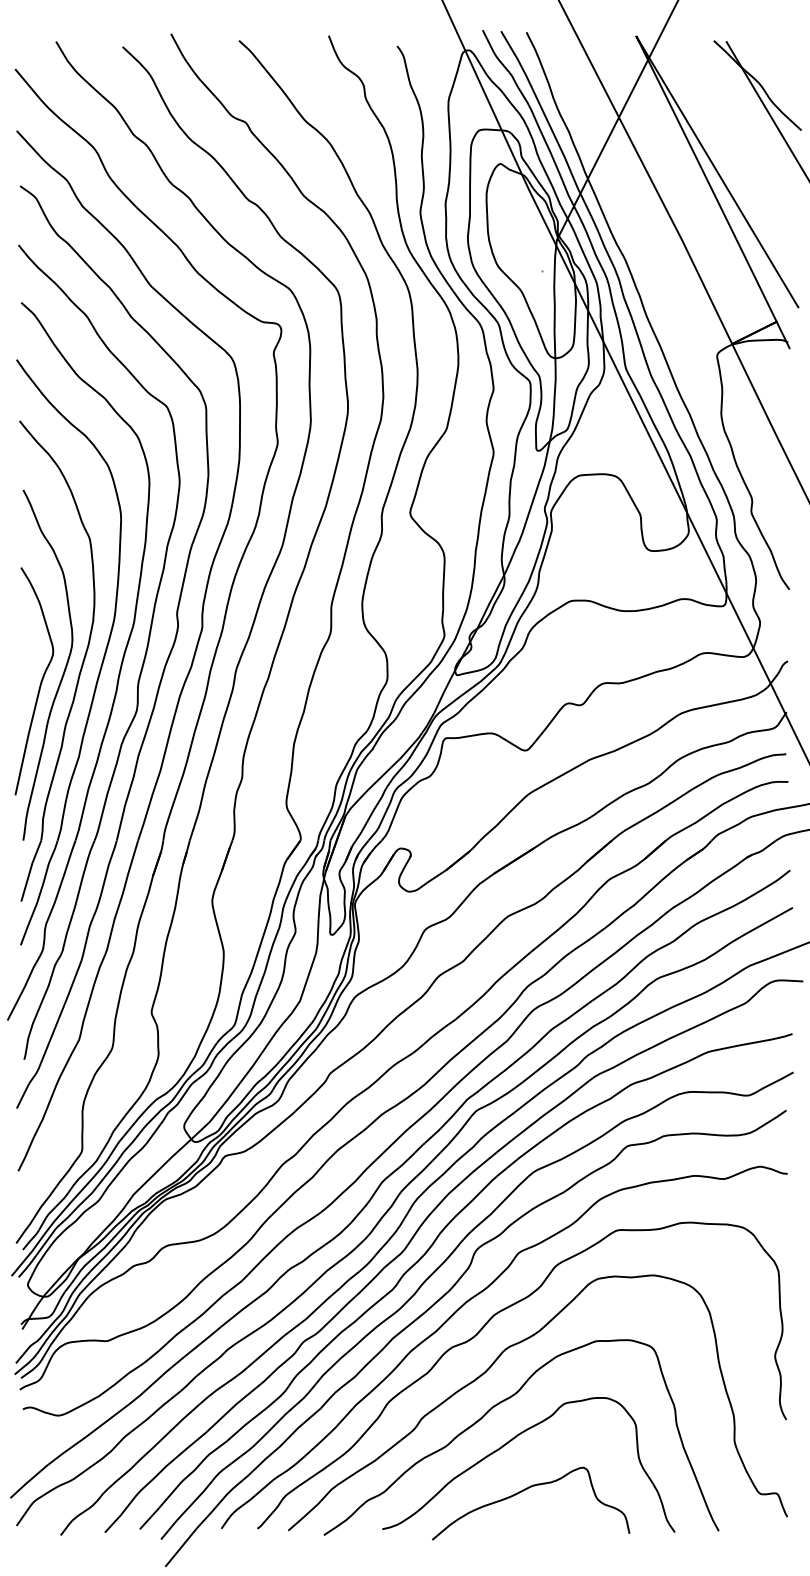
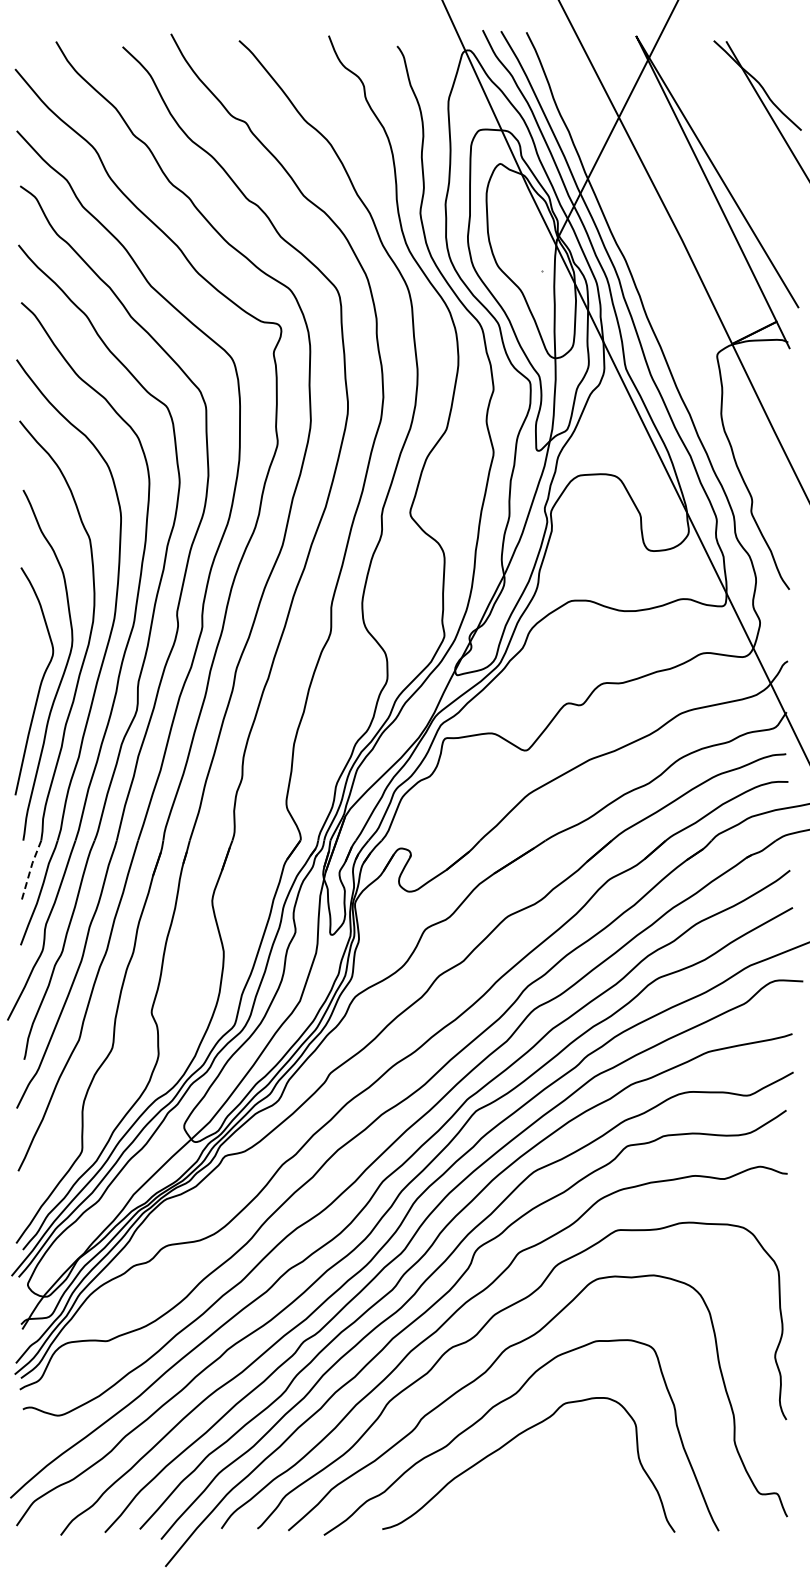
line: solid -> dashed (30, 870)
curve: present -> none (525, 1490)
